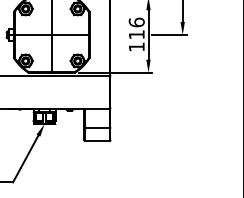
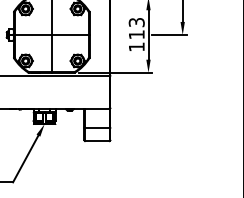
text: 116 -> 113 (136, 22)
